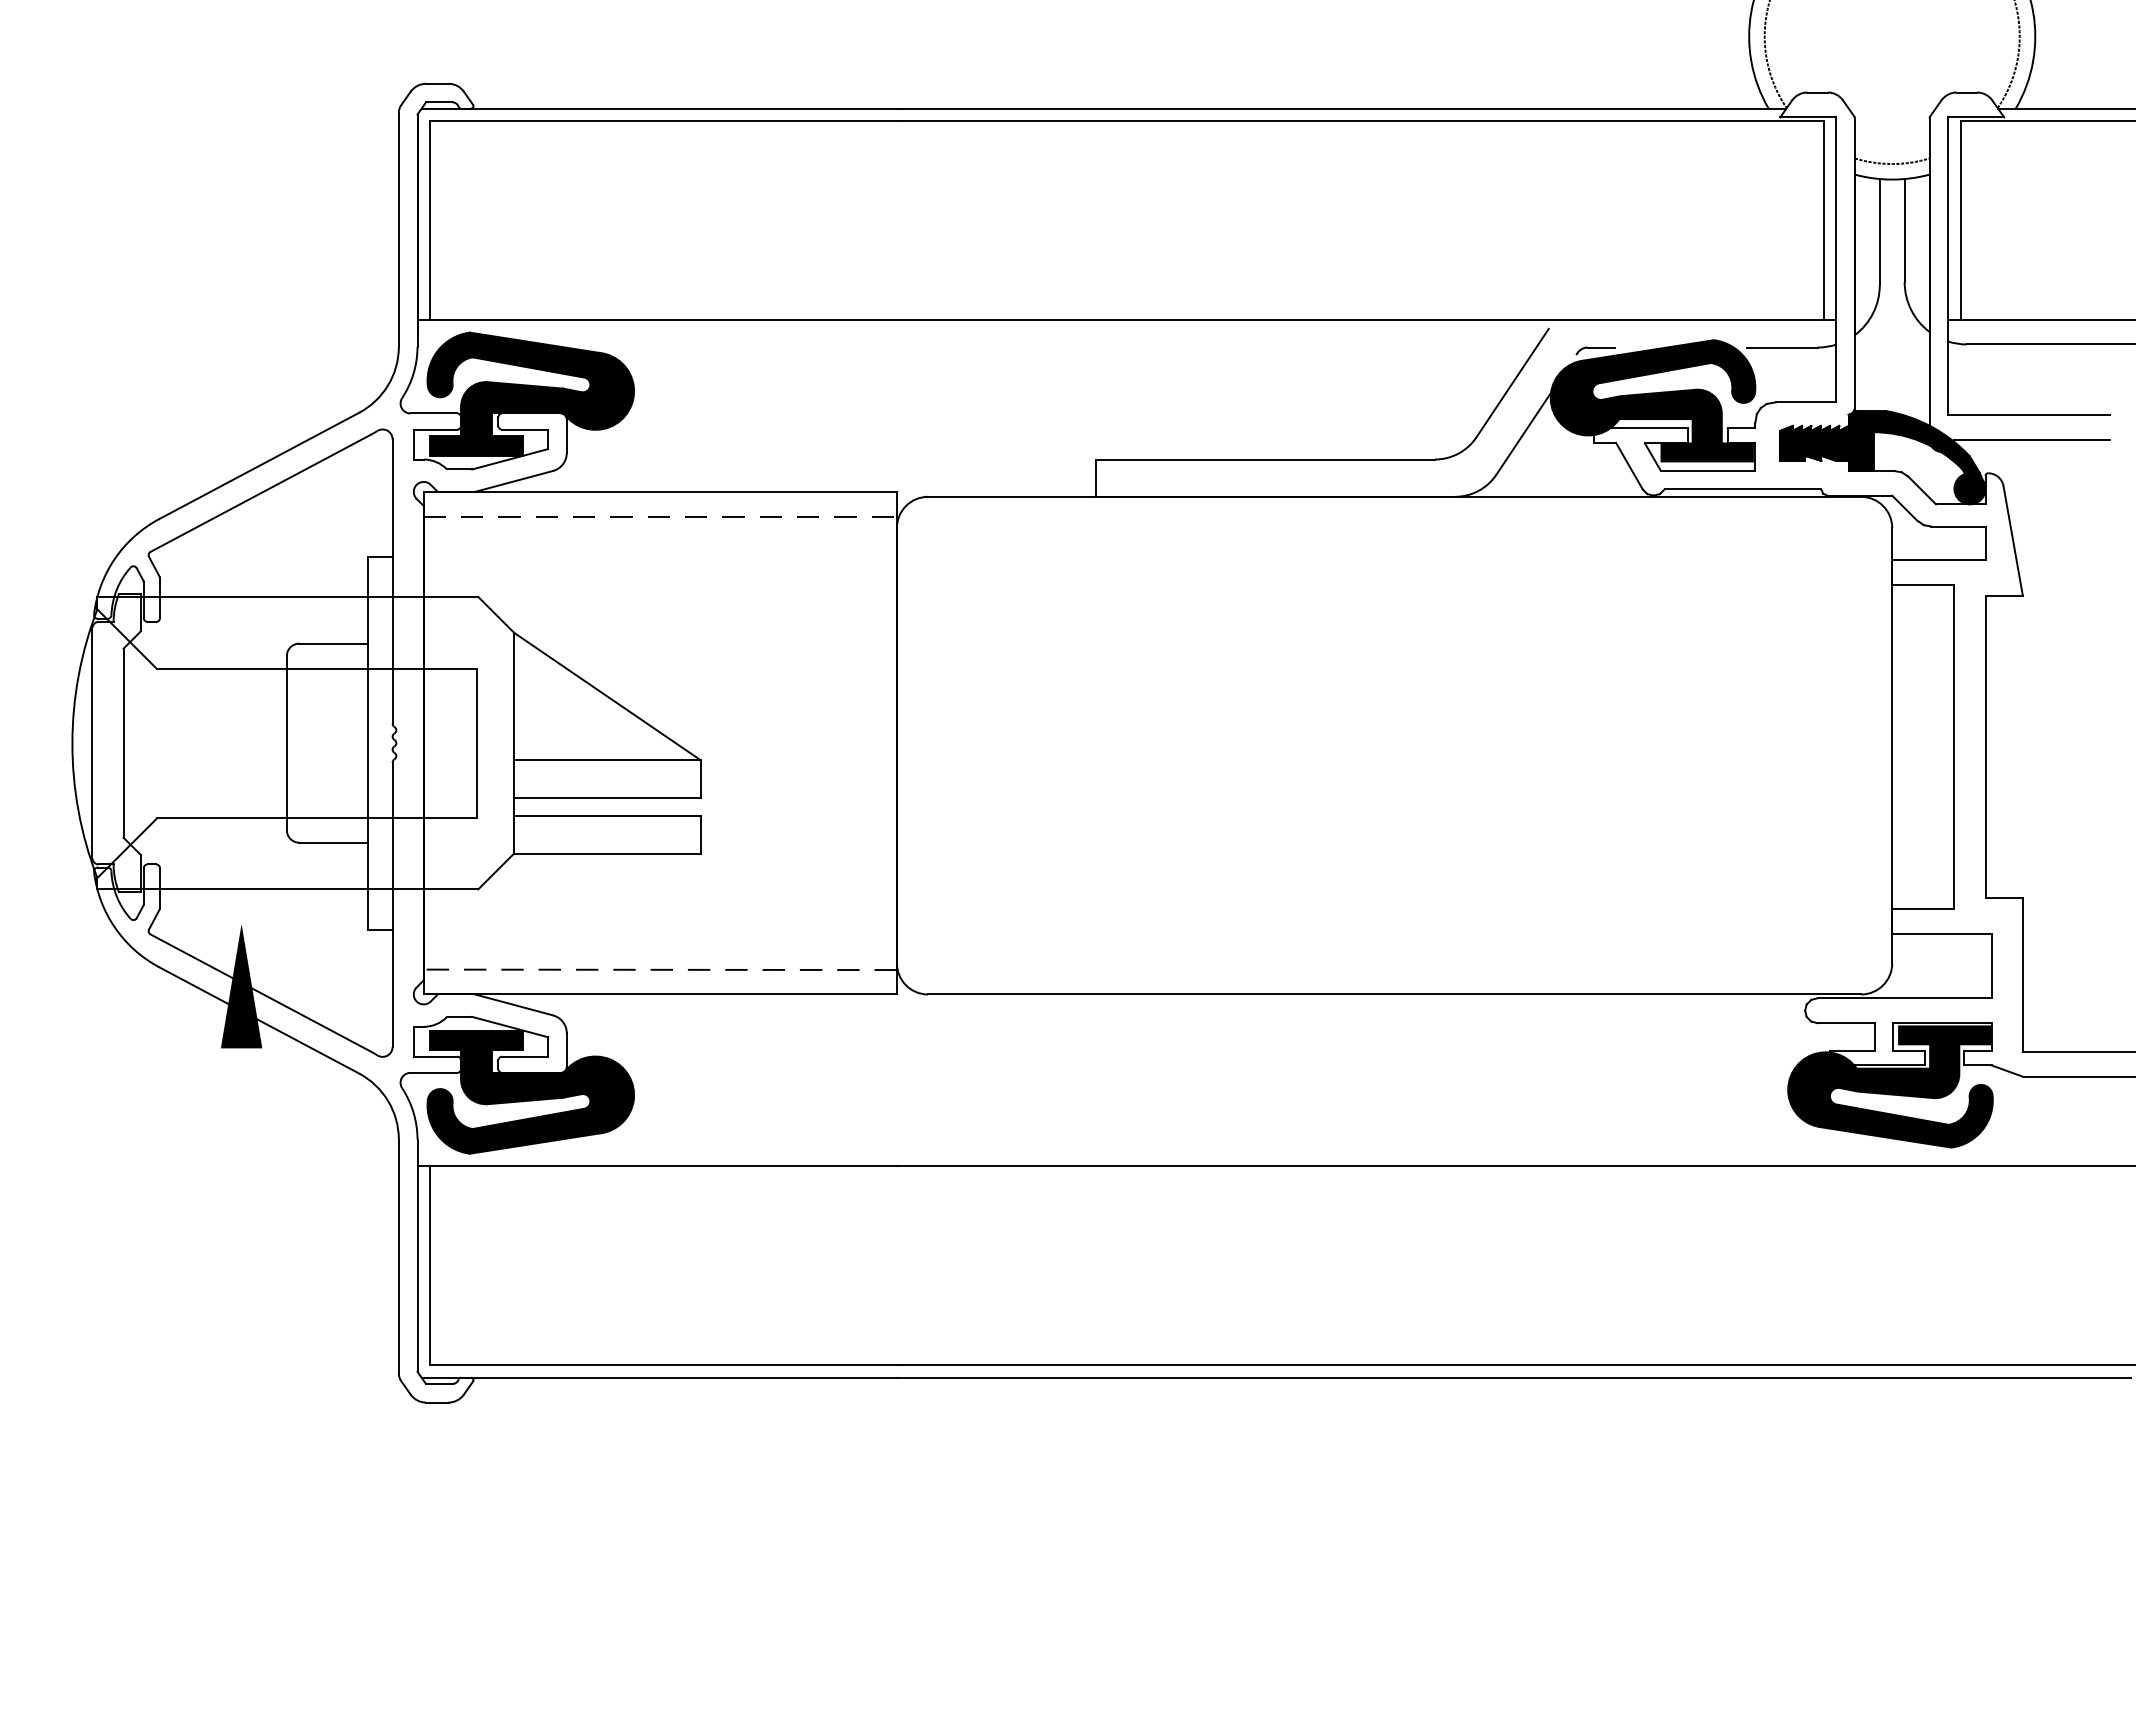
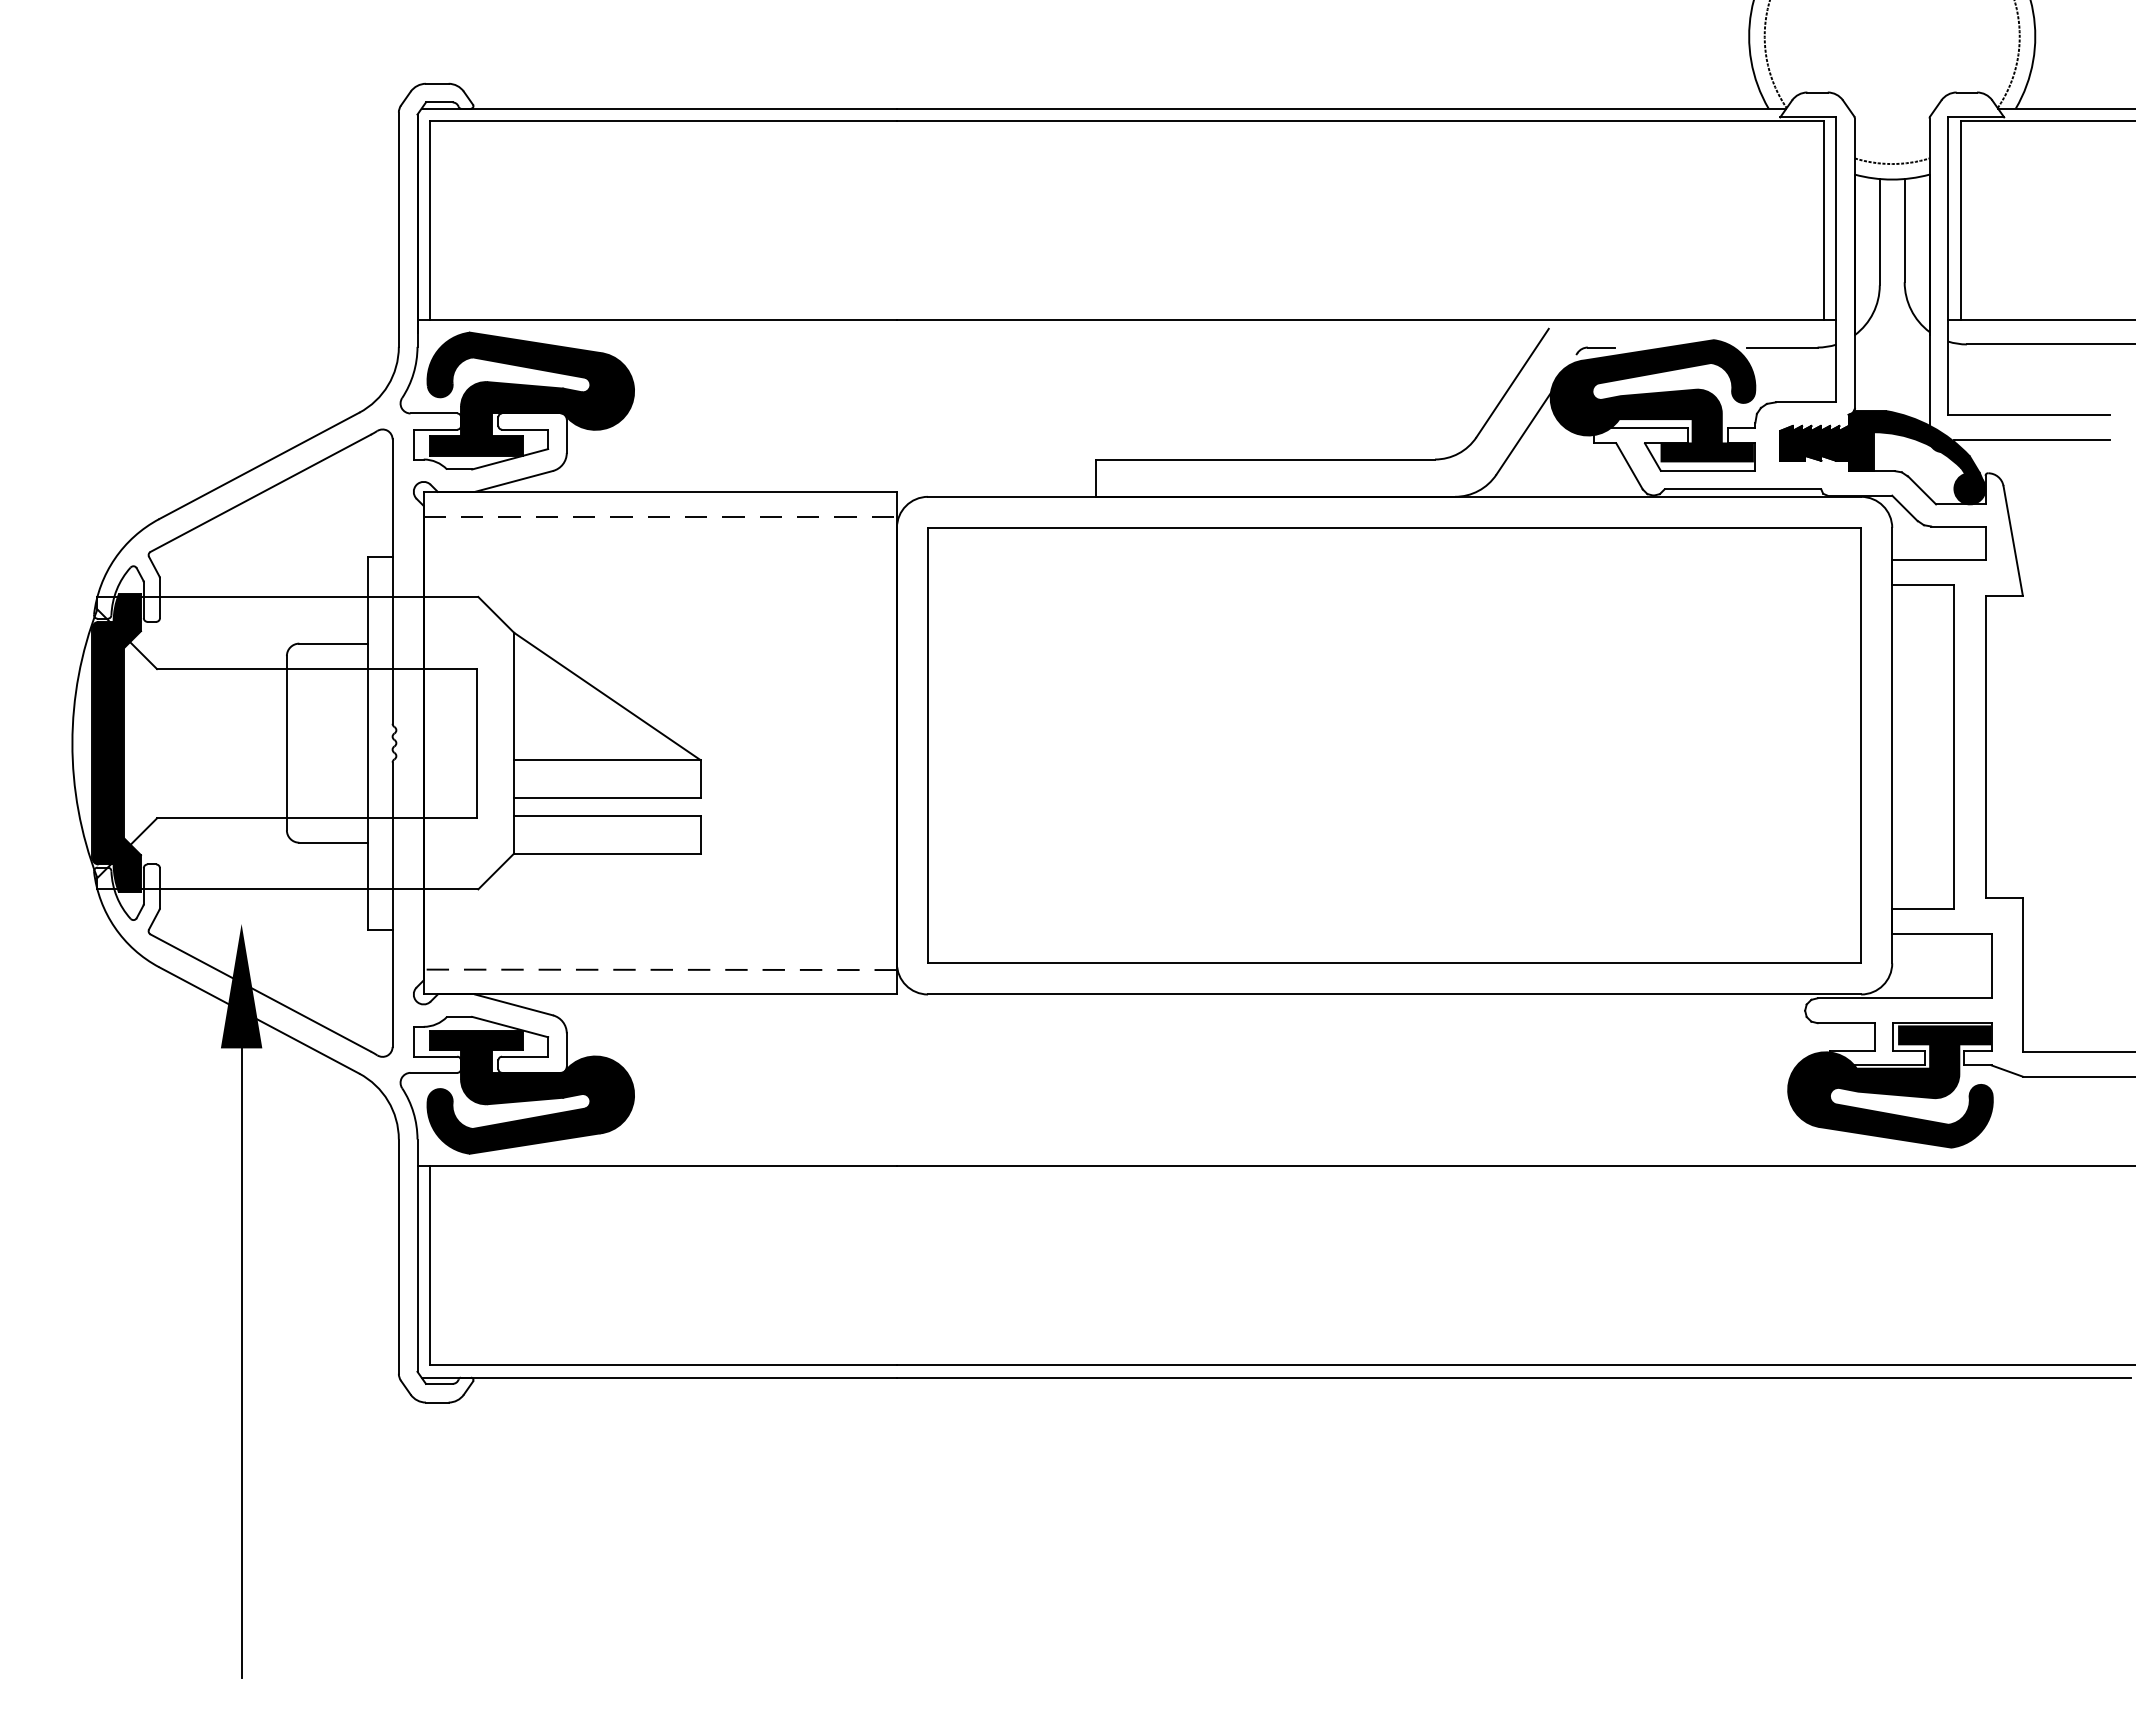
fill: none -> present (116, 742)
part: none -> present (1394, 745)
line: none -> present (241, 1363)
